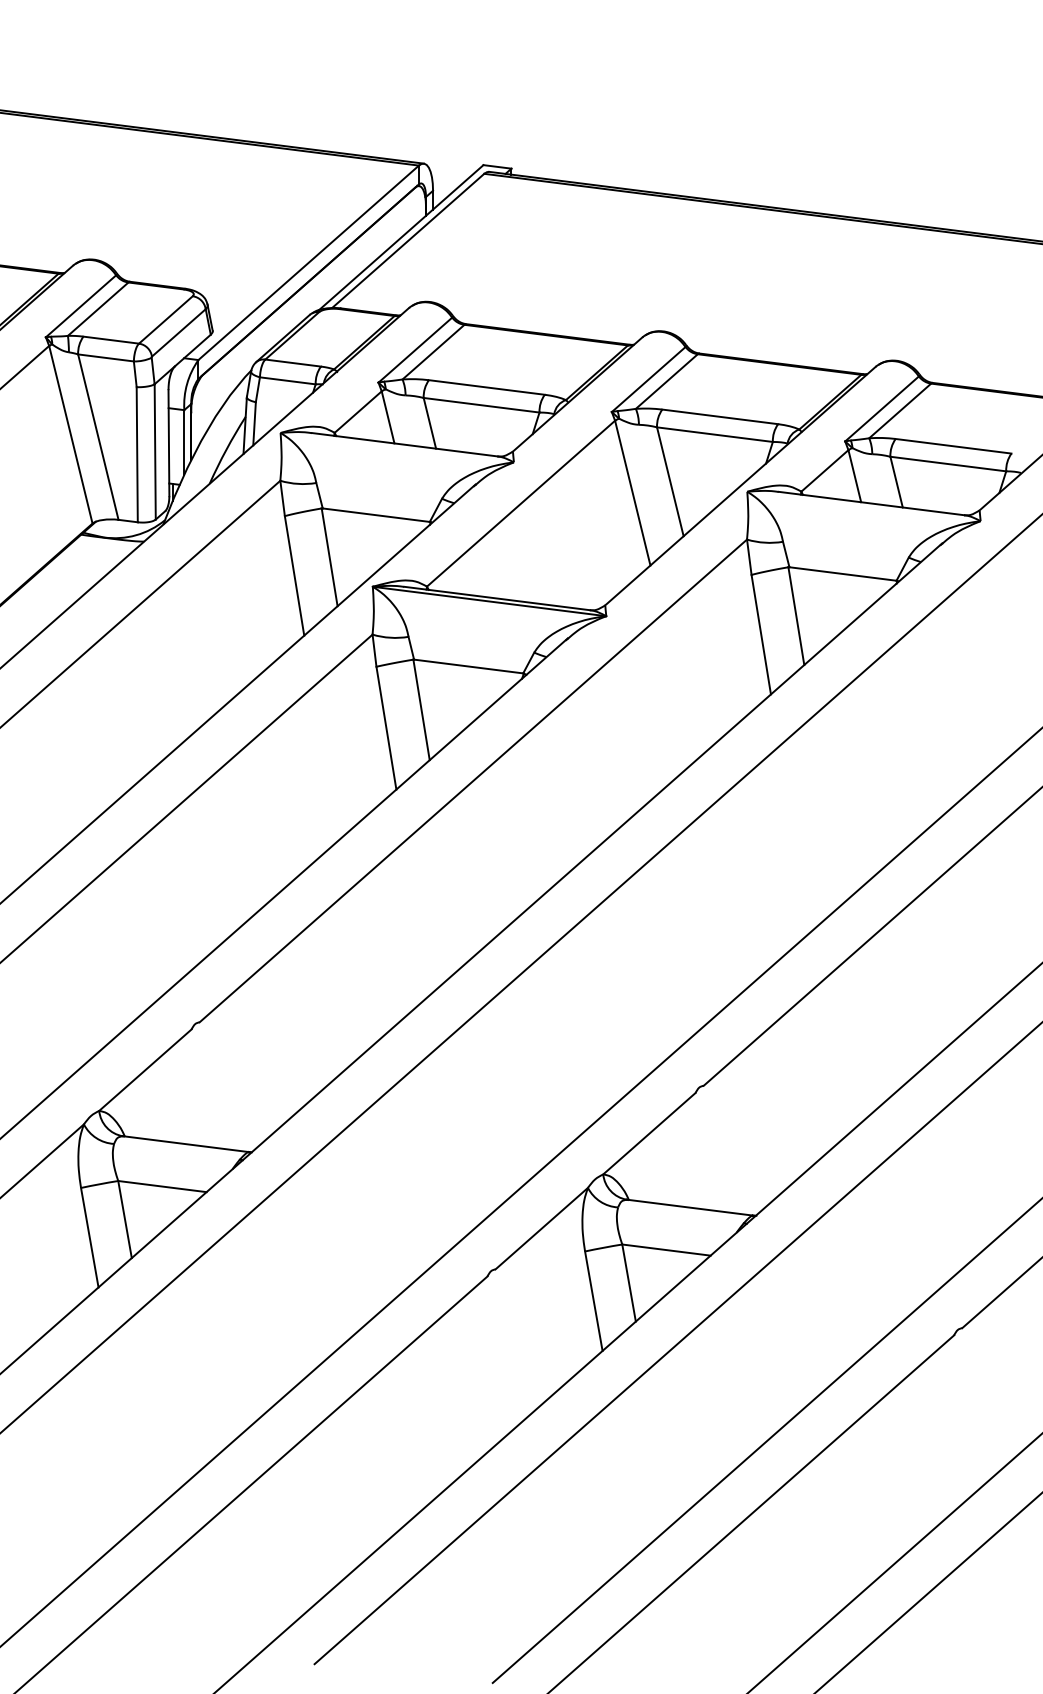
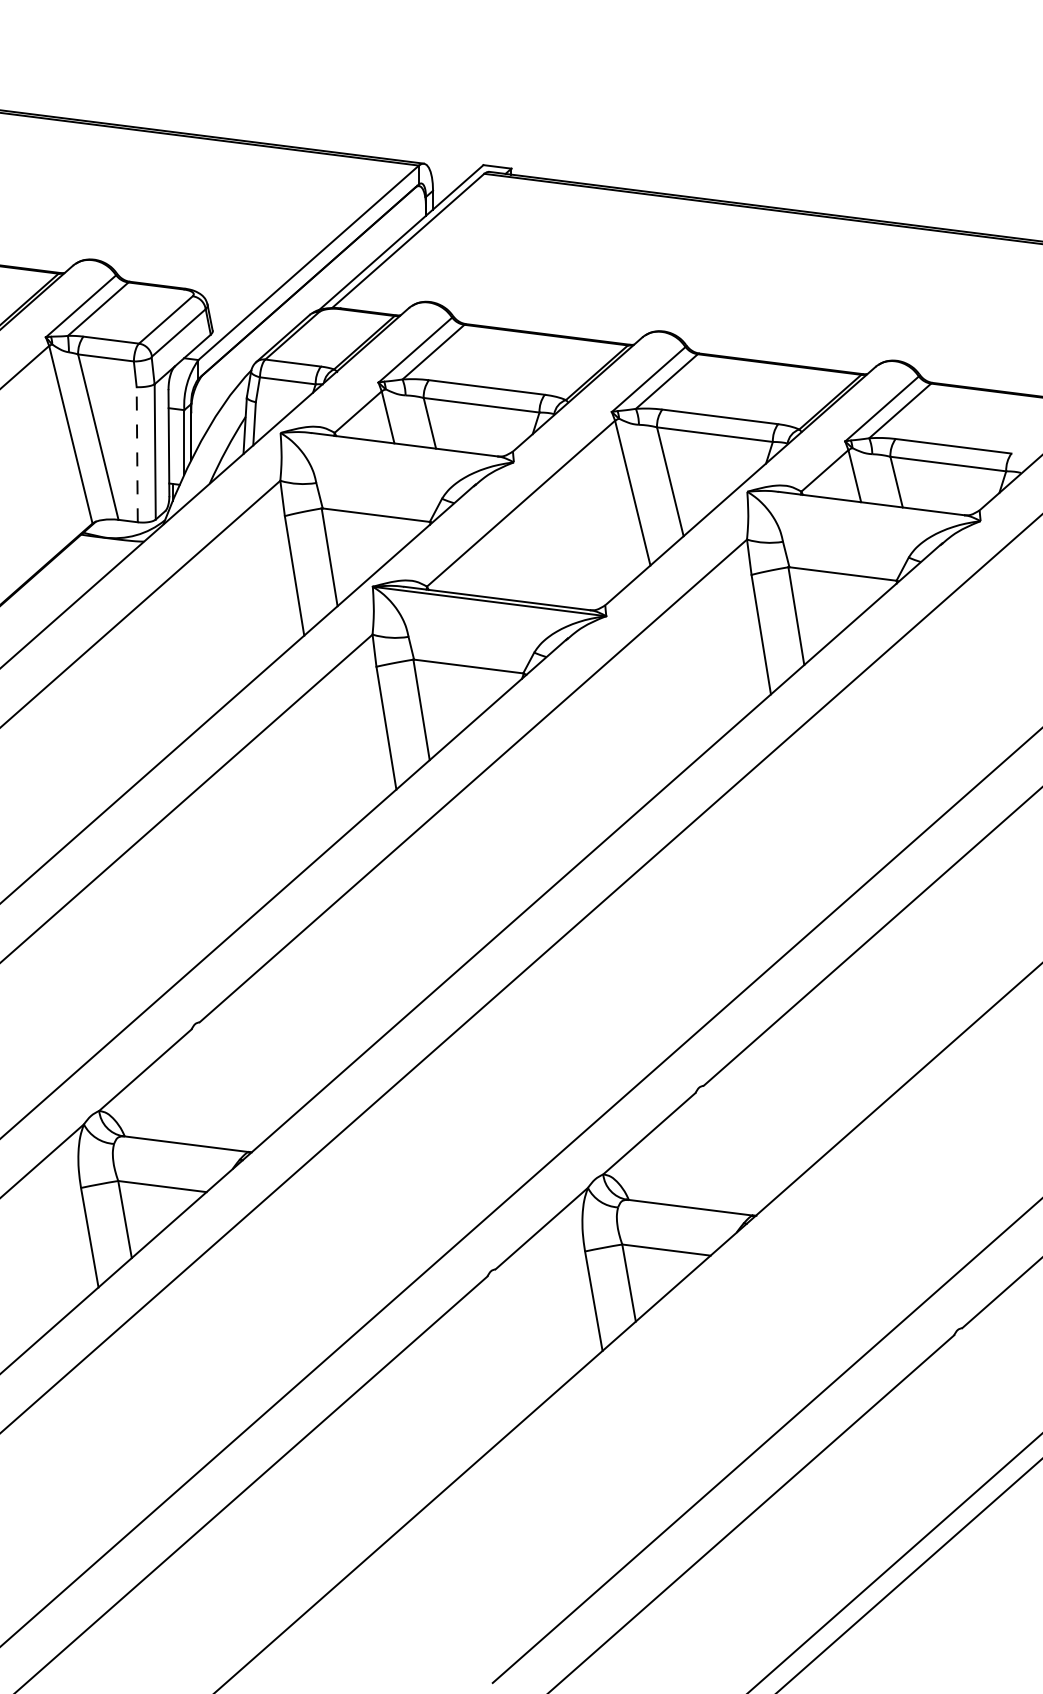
line: solid -> dashed (137, 454)
line: present -> none (676, 1344)
line position: (928, 1592) -> (909, 1575) (909, 1575)
